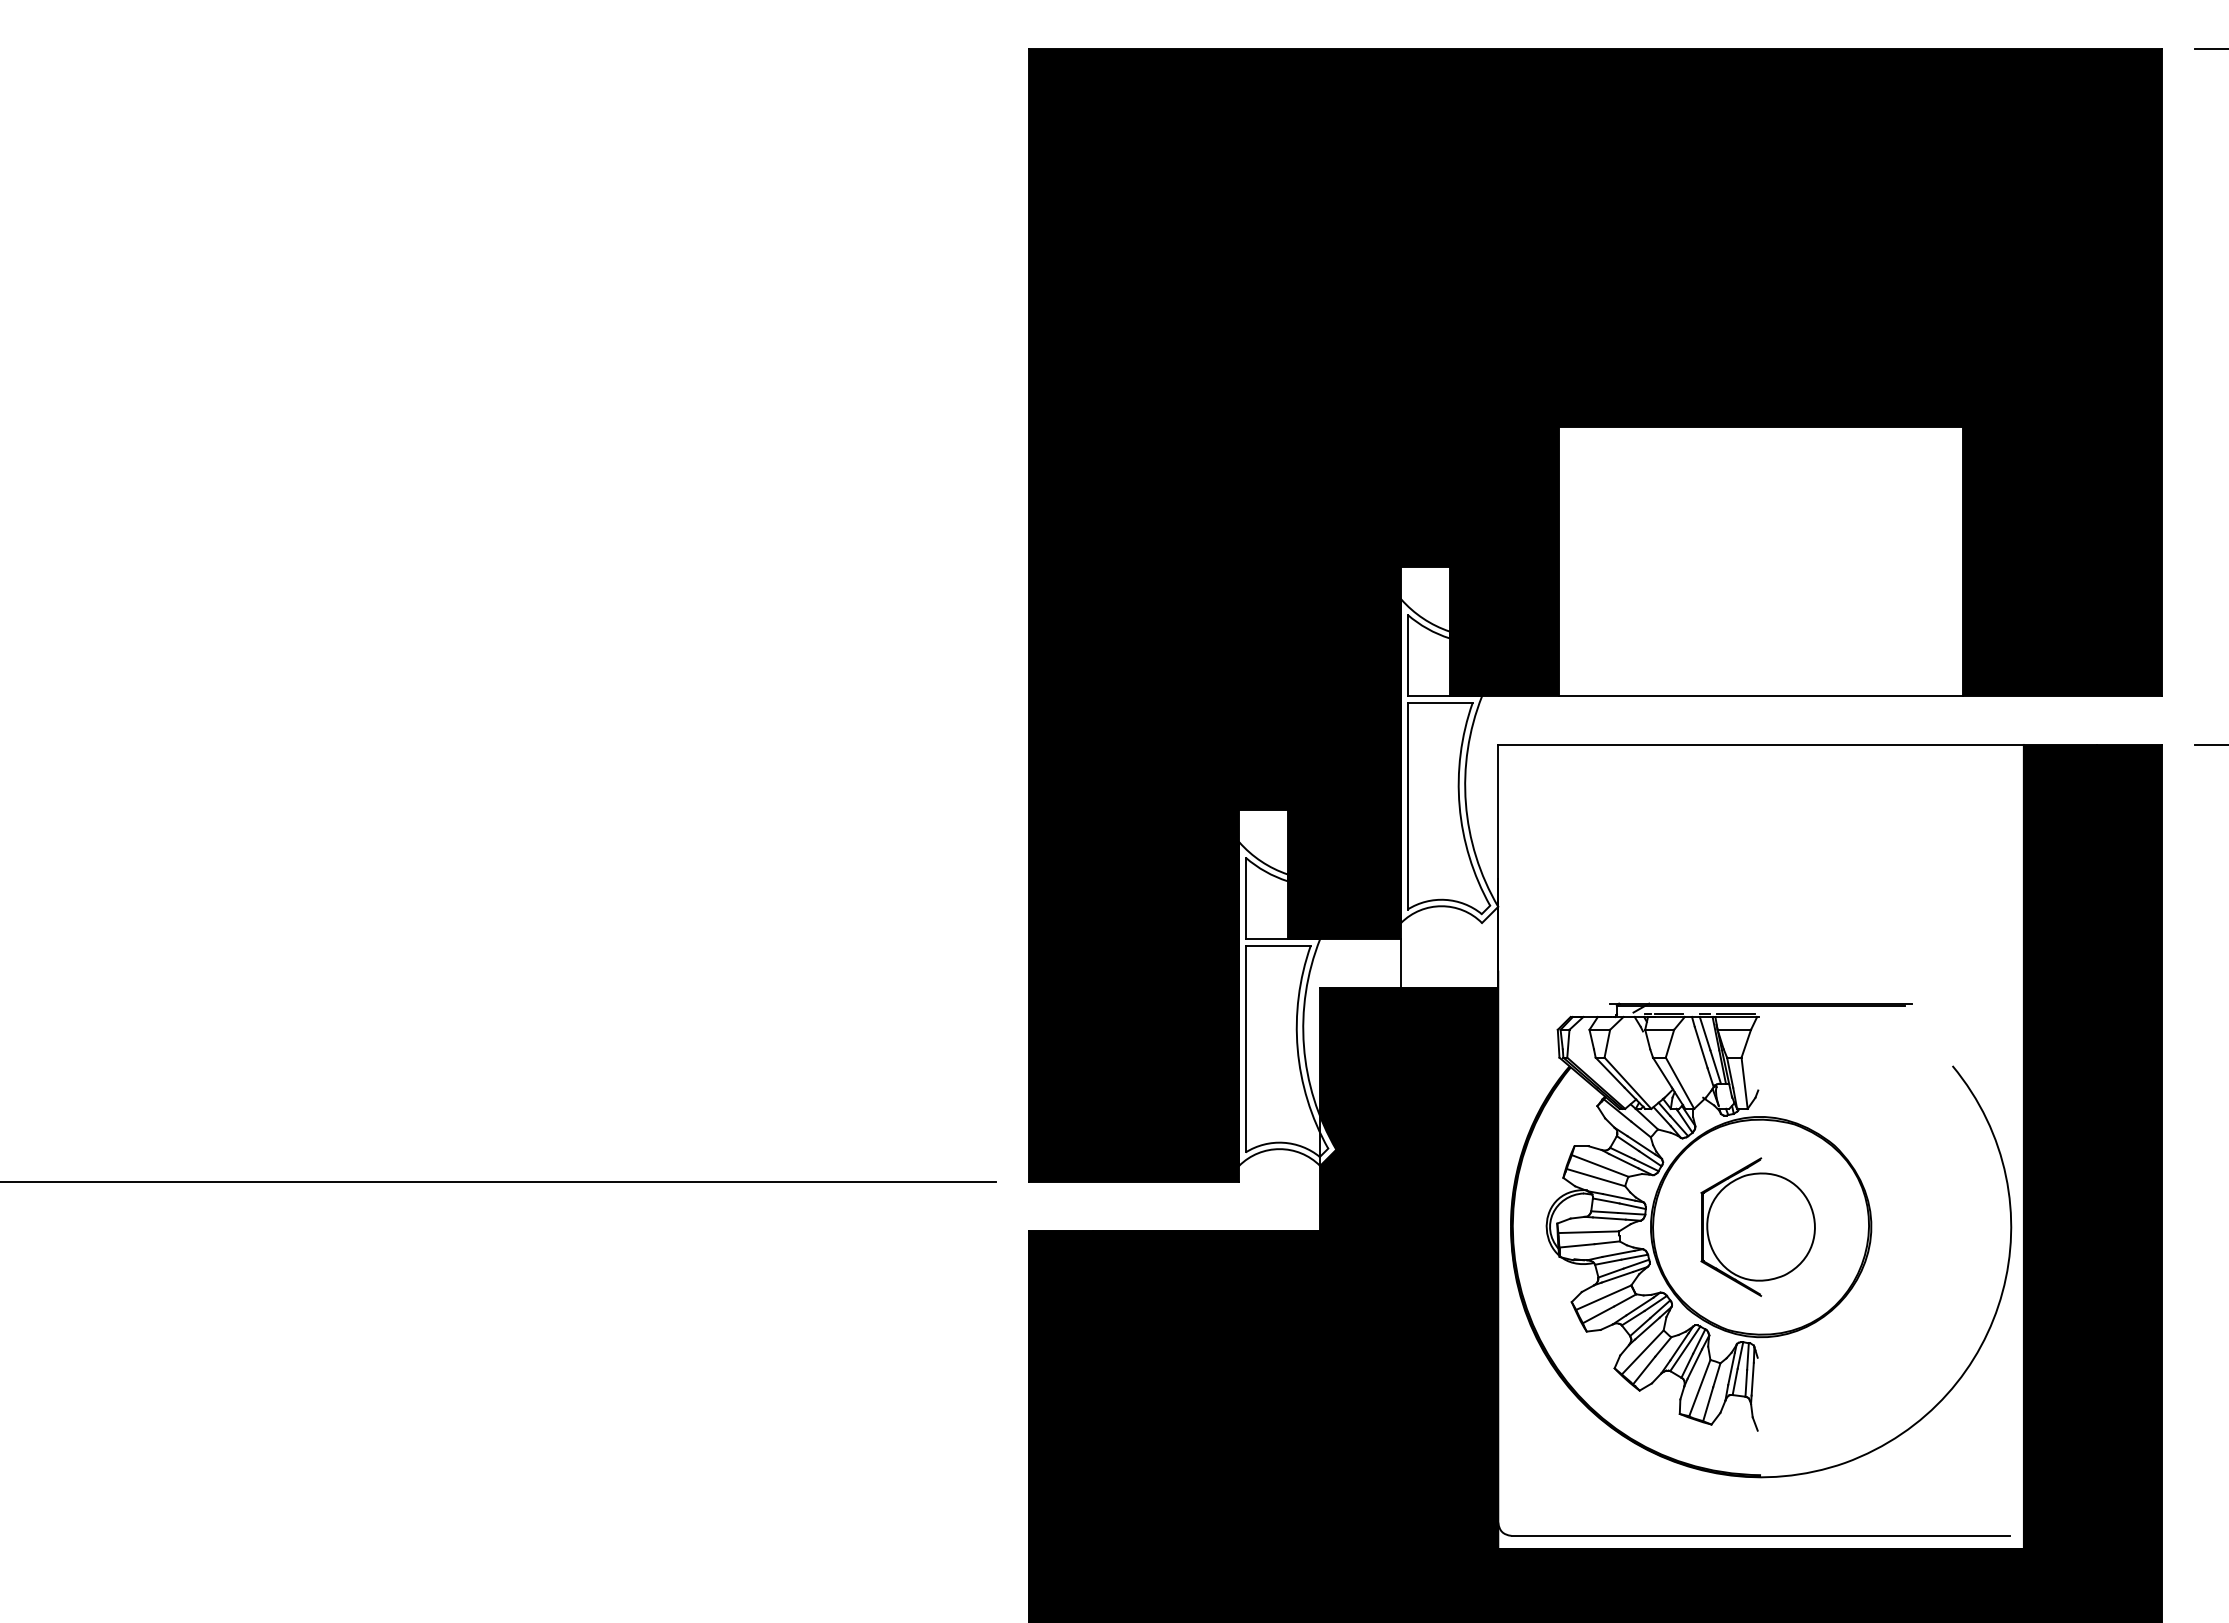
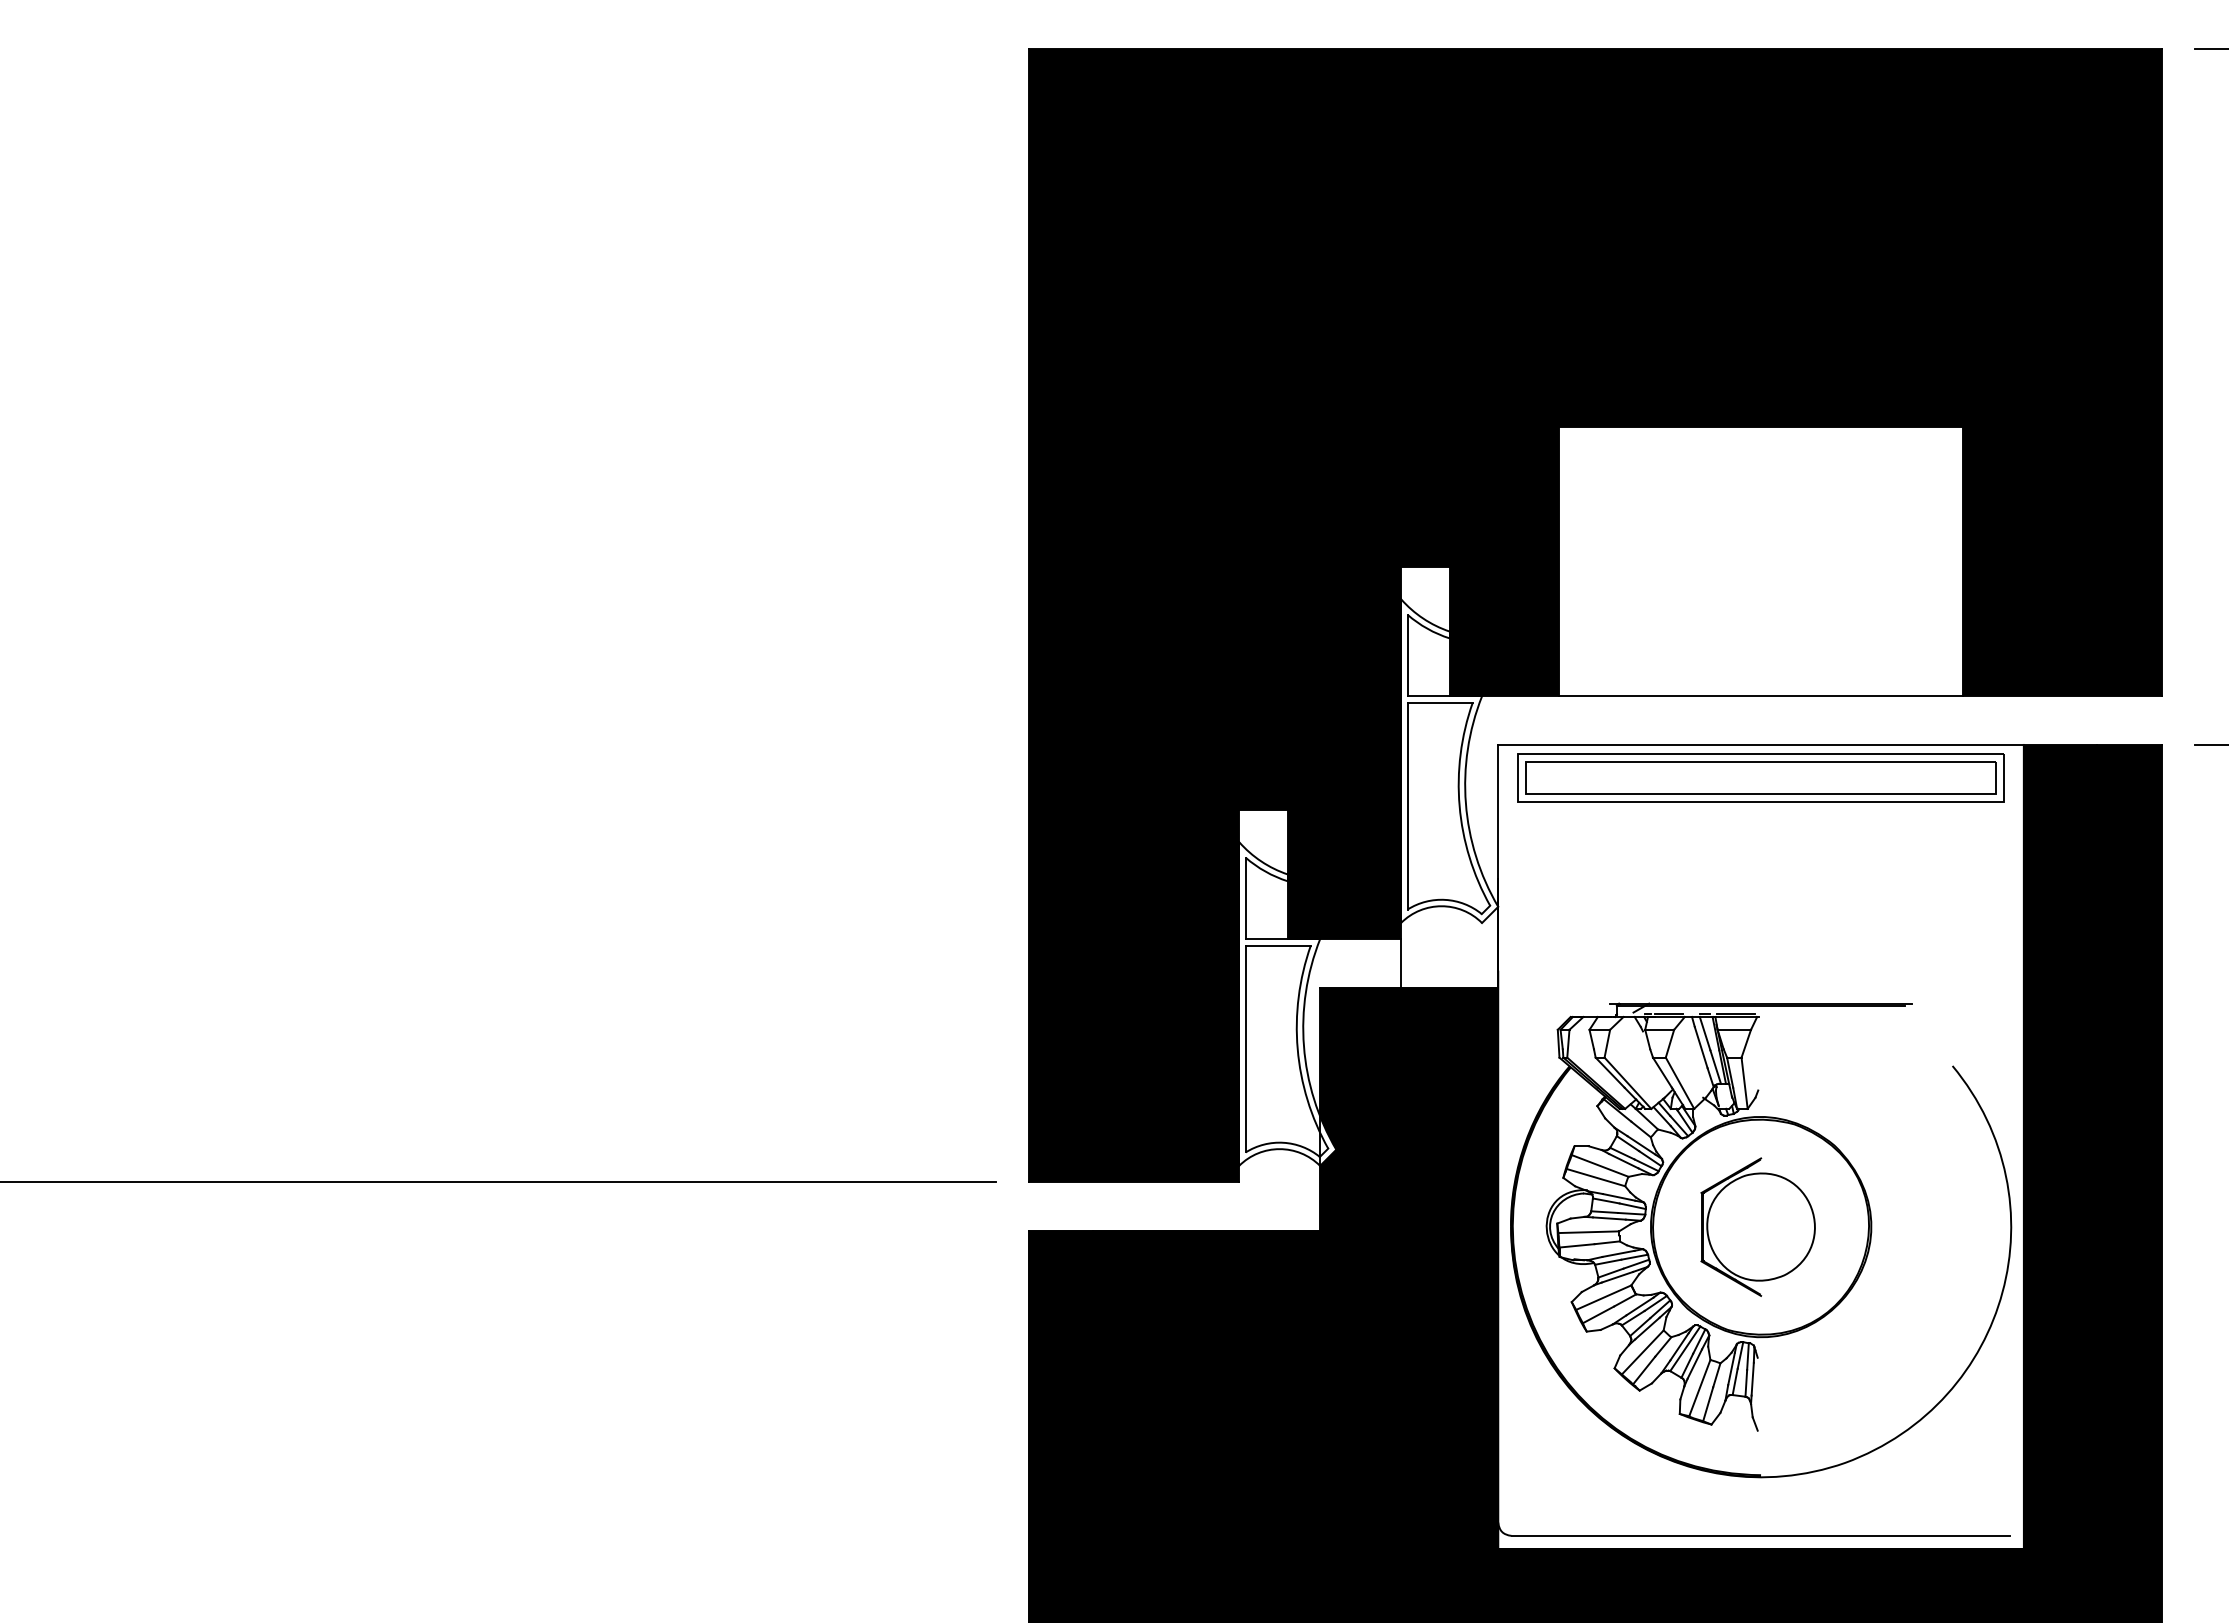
part: none -> present (1760, 777)
